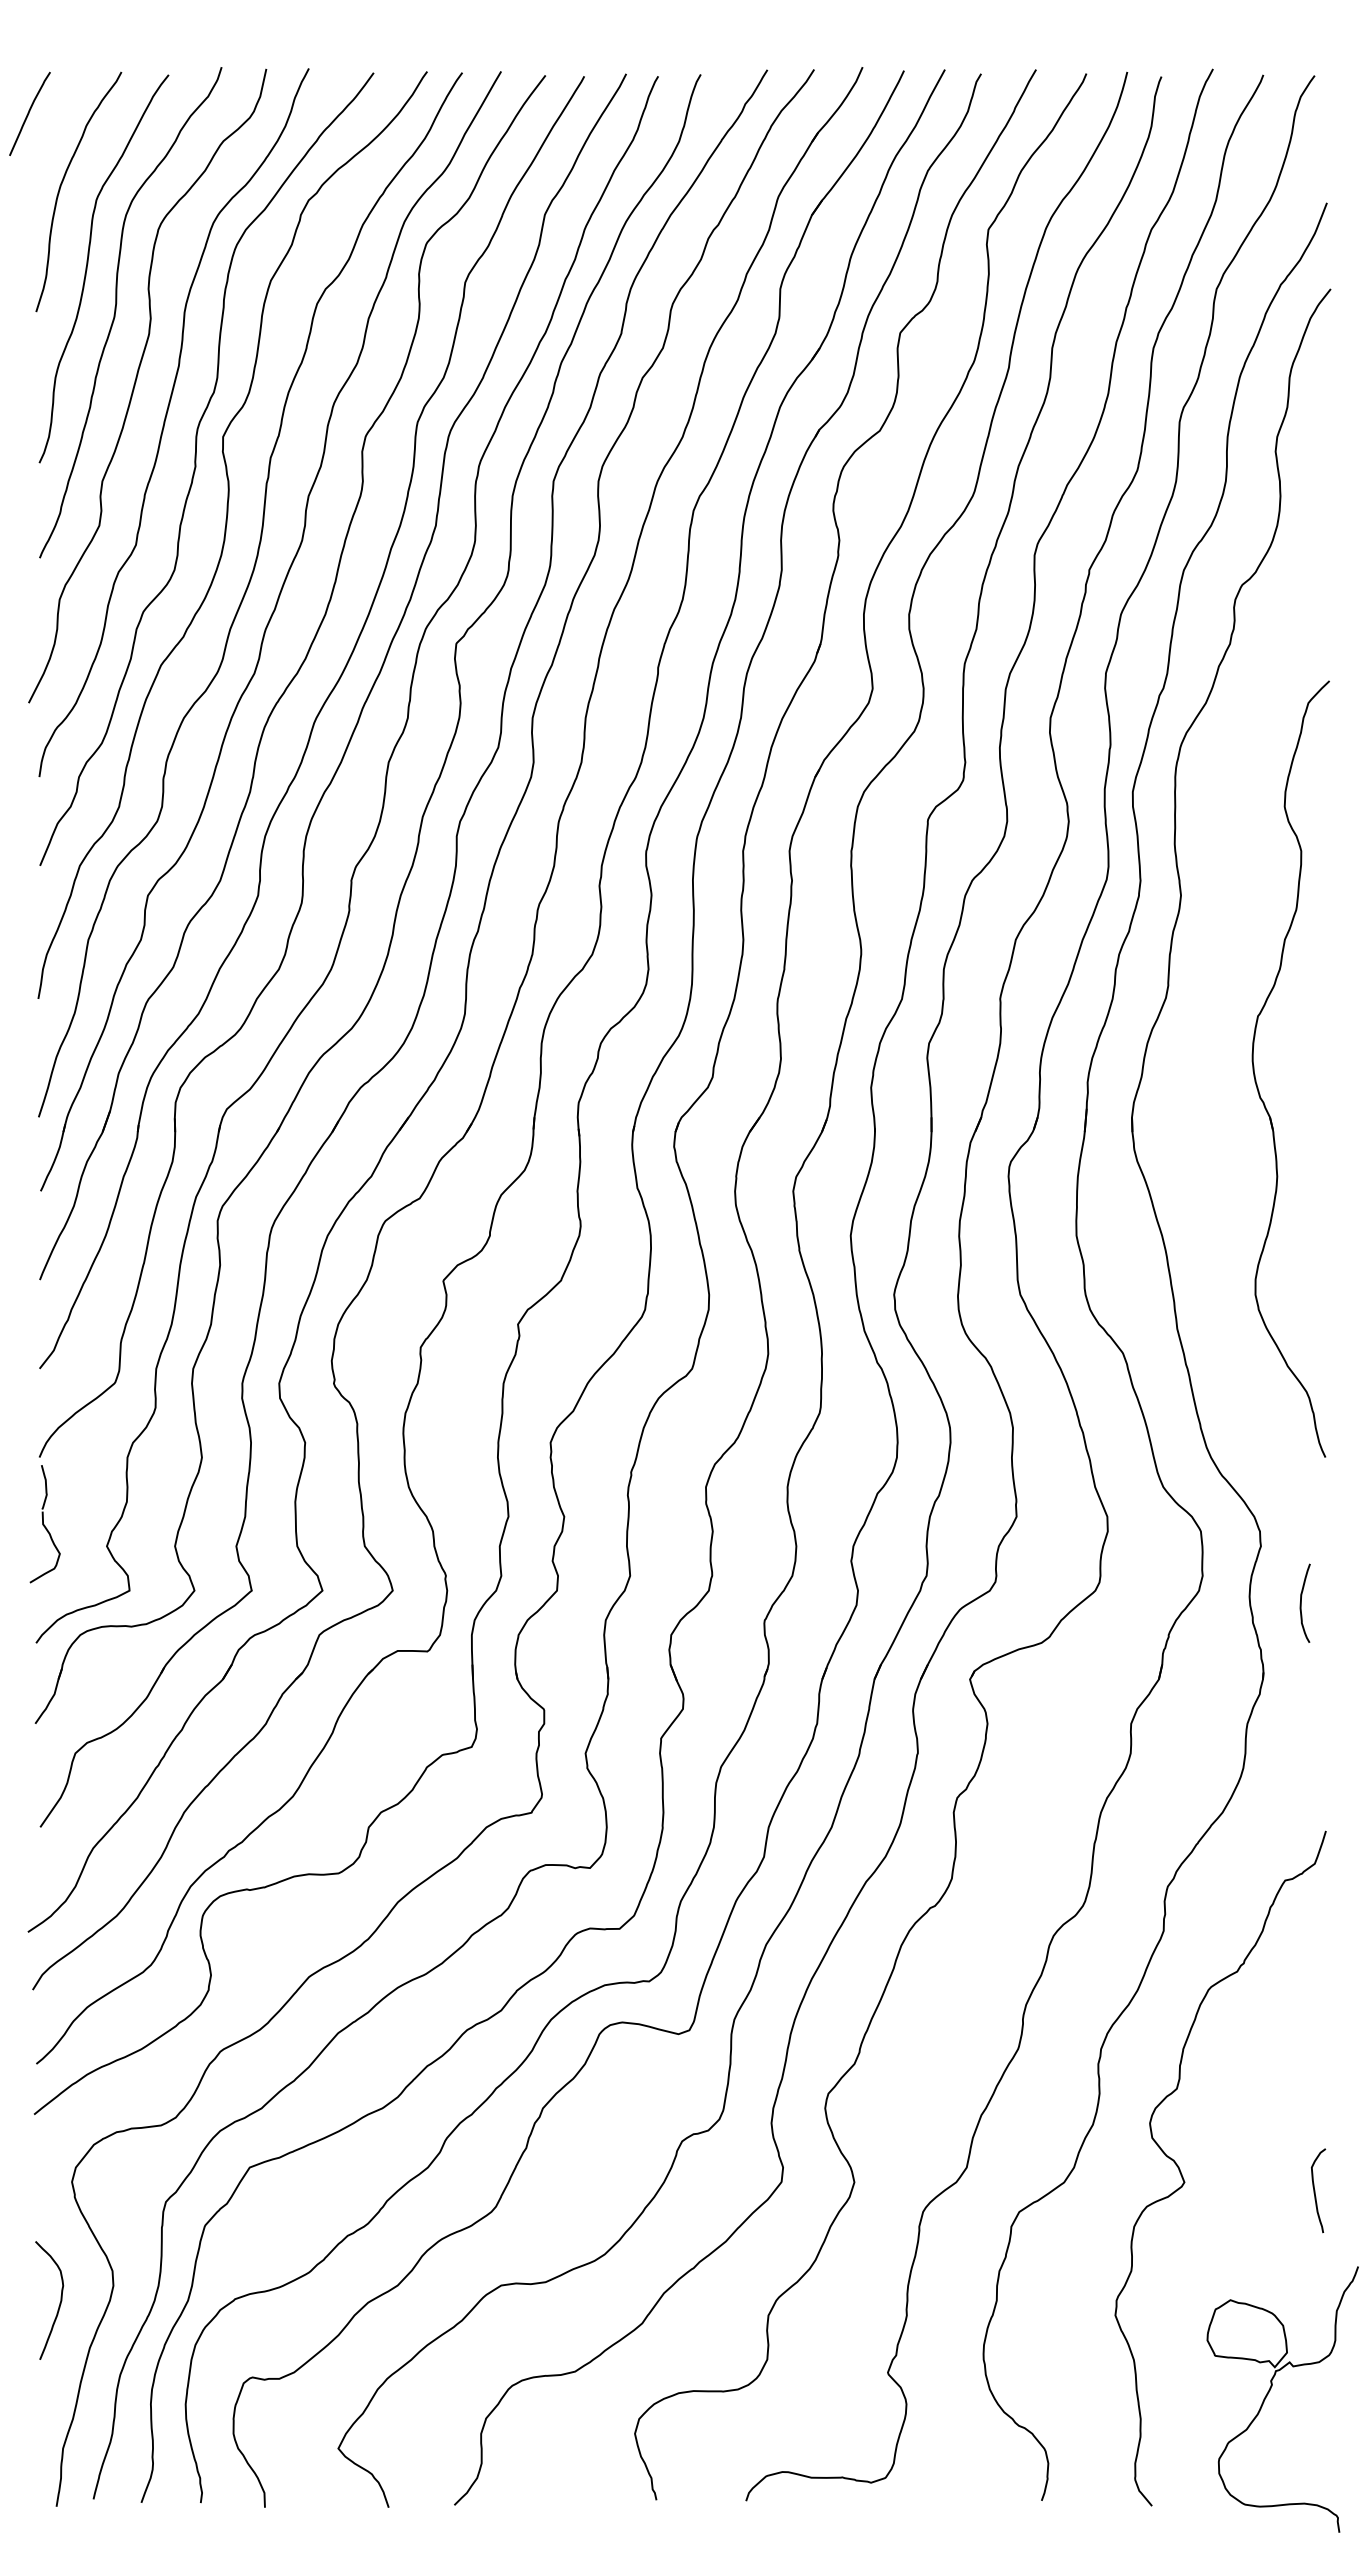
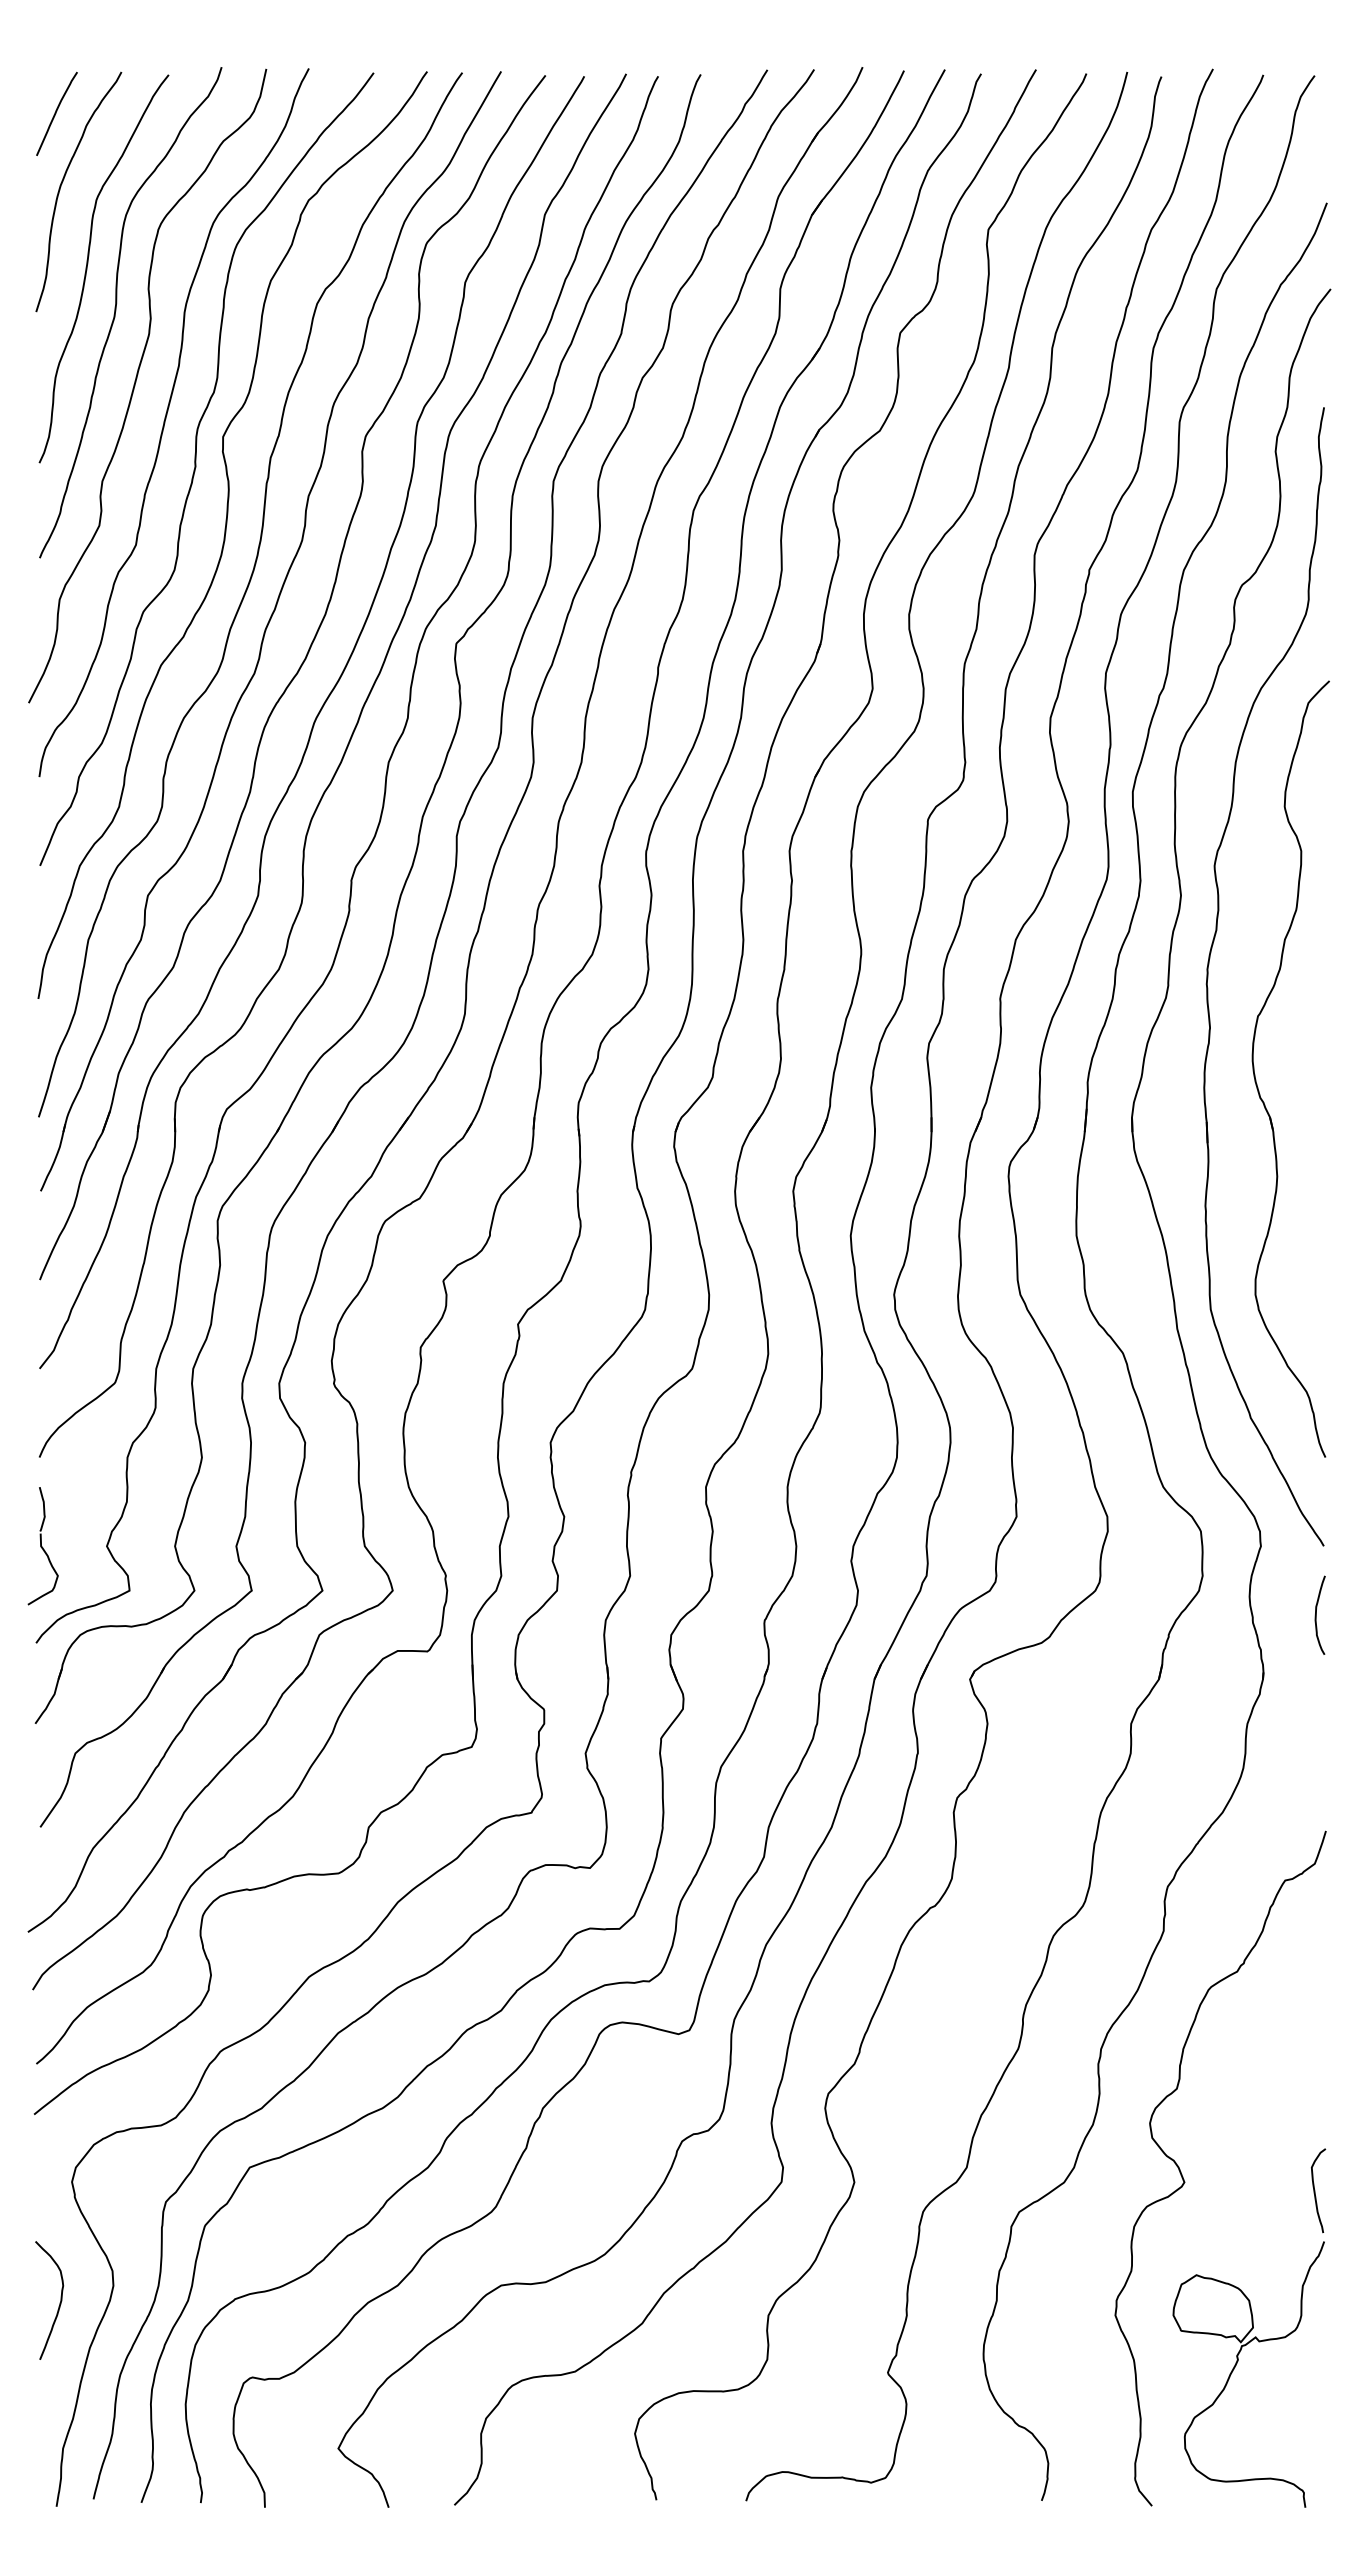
curve position: (29, 113) -> (56, 113) (56, 113)
part: none -> present (1208, 976)
part position: (44, 1524) -> (42, 1546) (42, 1546)
curve position: (1301, 1602) -> (1316, 1614) (1316, 1614)
part position: (1269, 2392) -> (1235, 2367) (1235, 2367)
